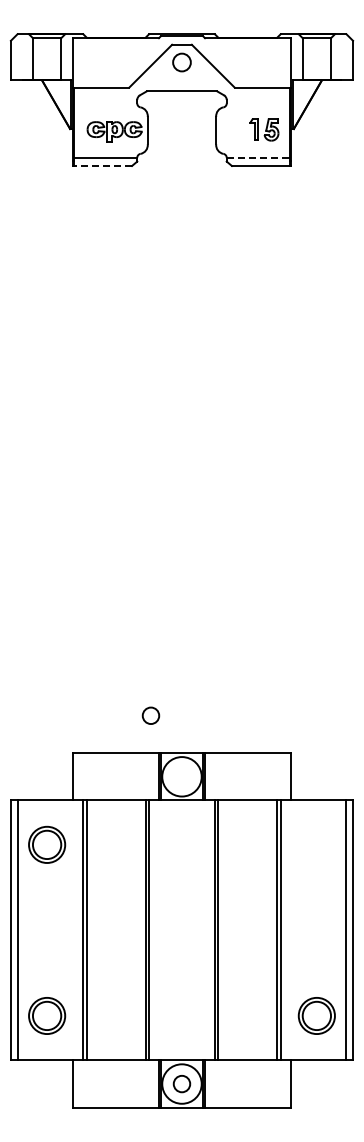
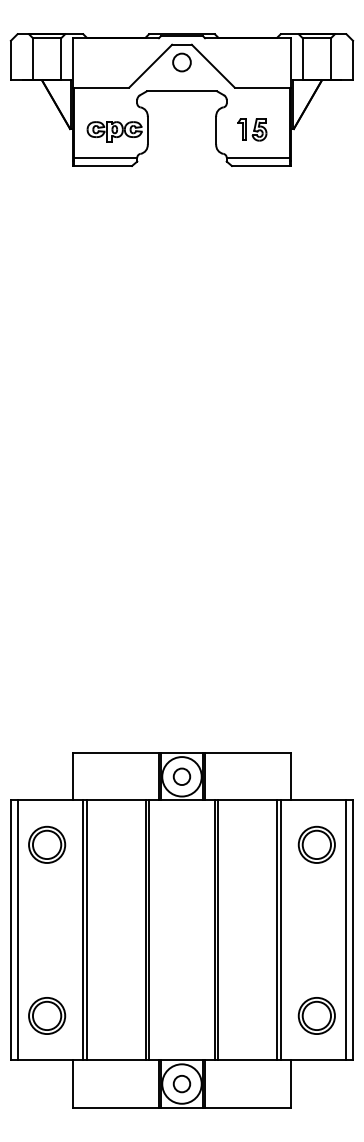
part position: (264, 129) -> (252, 129) (252, 129)
line: dashed -> solid (258, 157)
line: dashed -> solid (102, 166)
circle position: (150, 715) -> (181, 776) (181, 776)
part: none -> present (316, 844)
